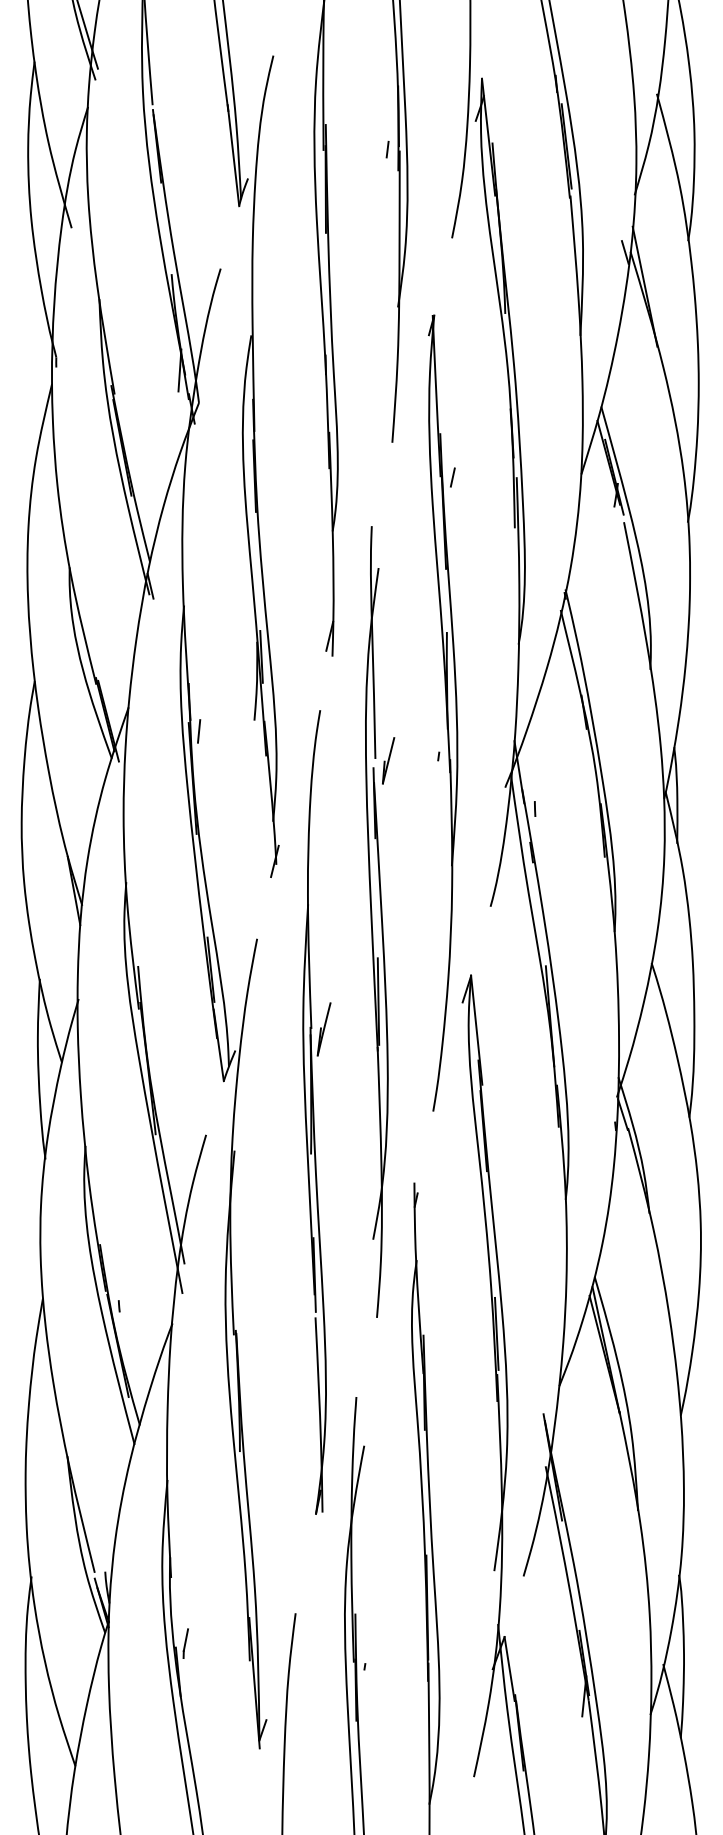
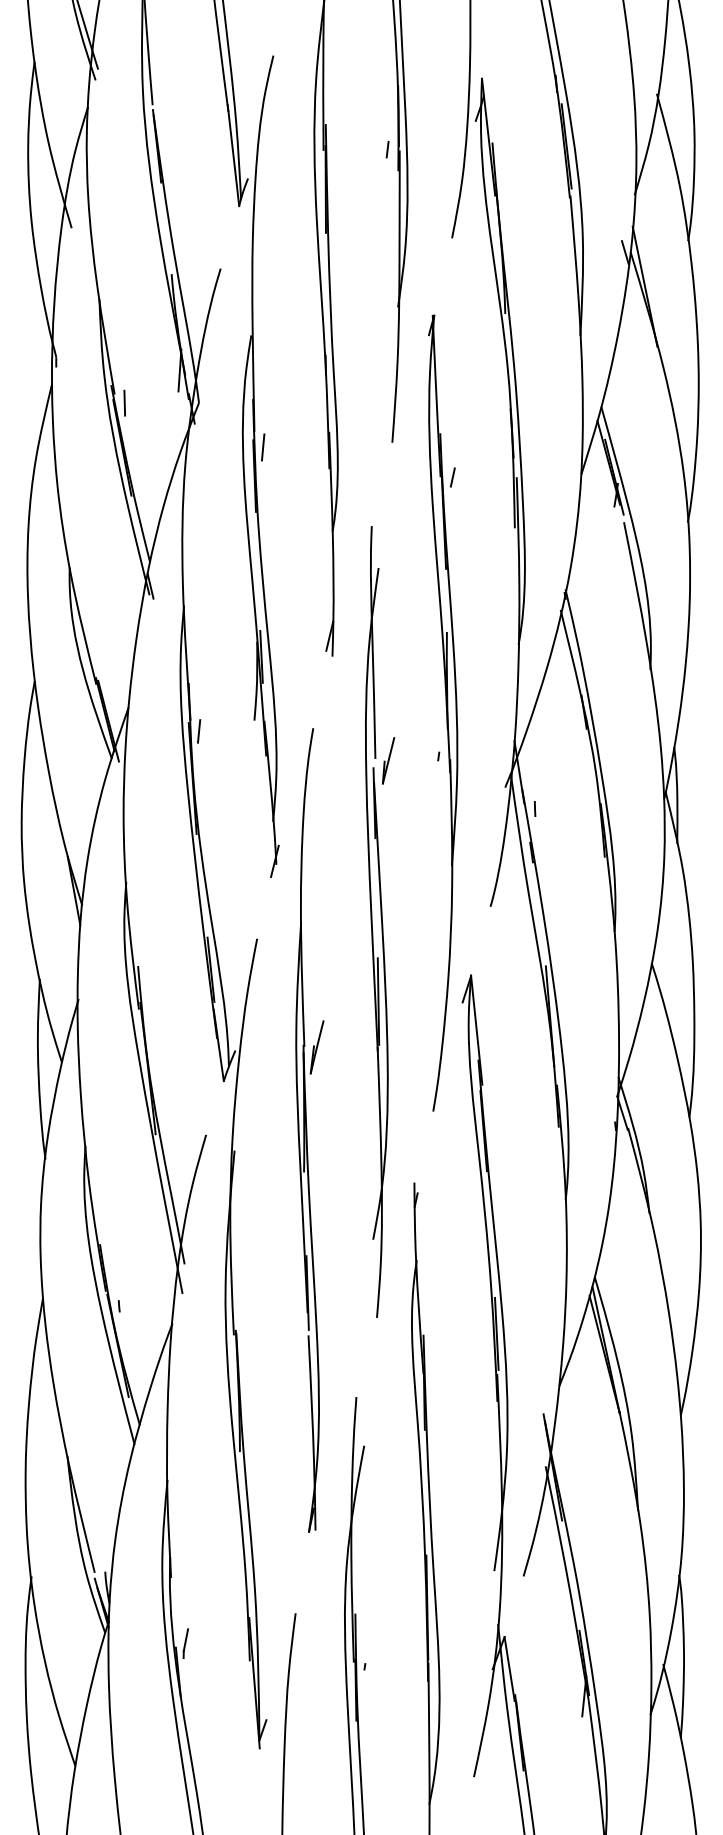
line: none -> present (124, 402)
line: none -> present (262, 447)
part position: (316, 1112) -> (309, 1130) (309, 1130)
